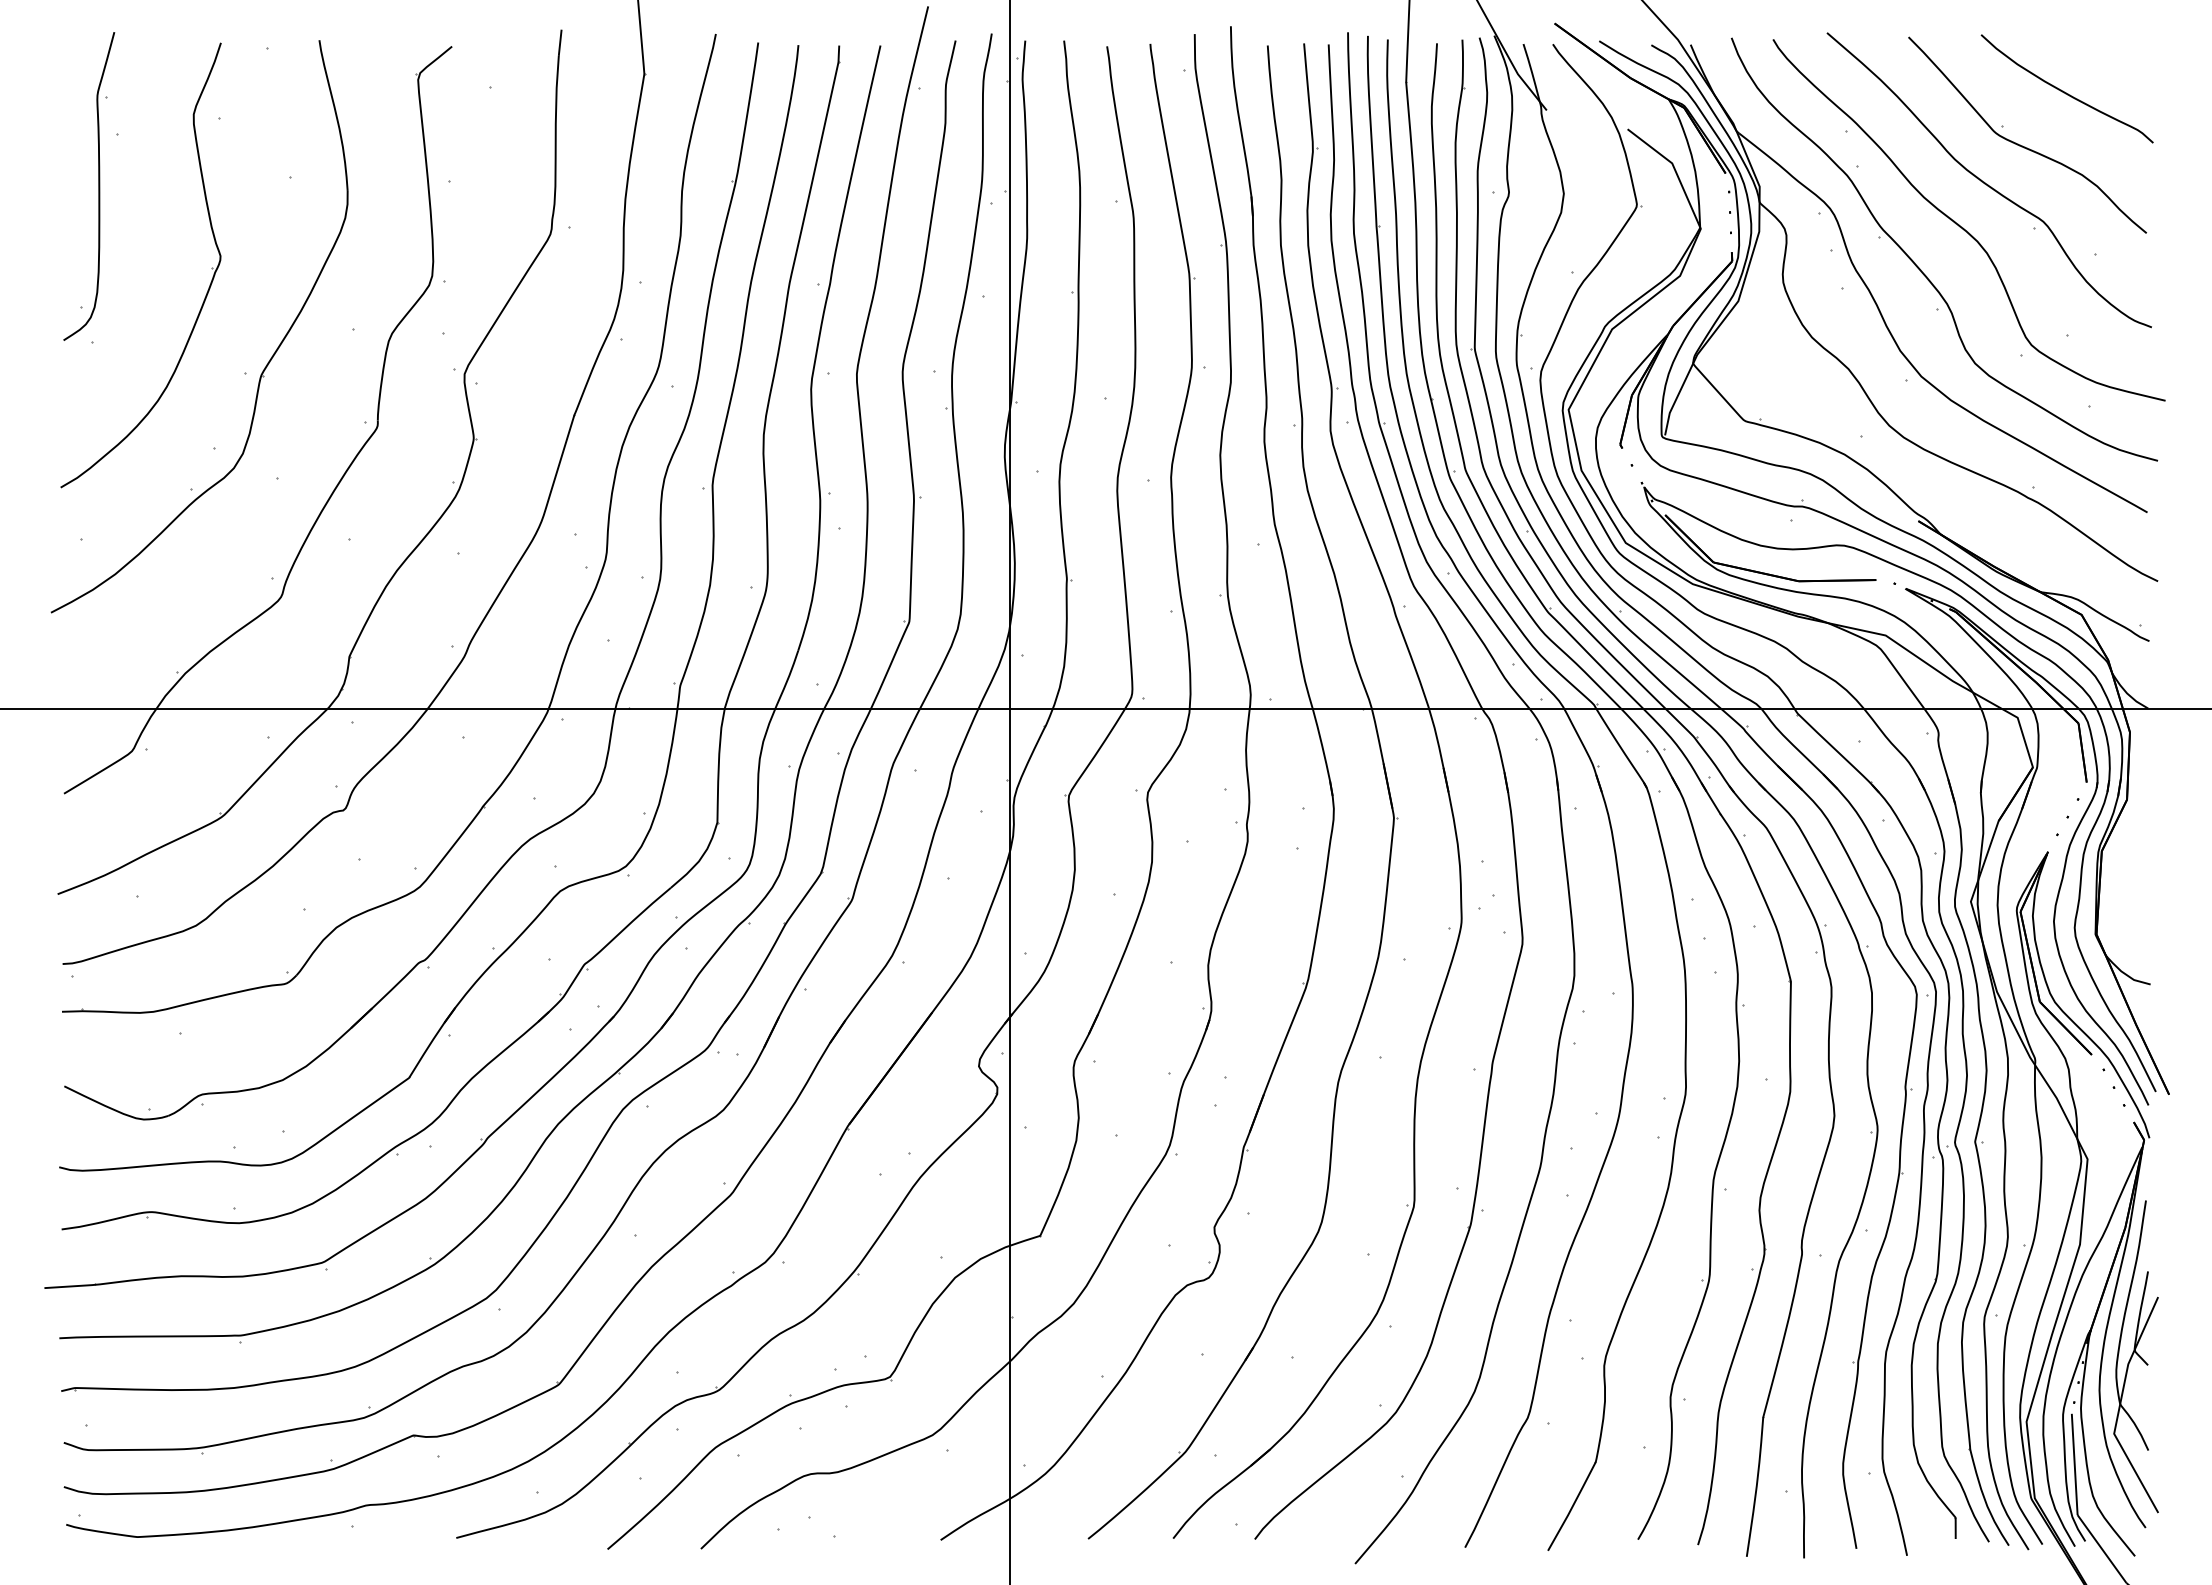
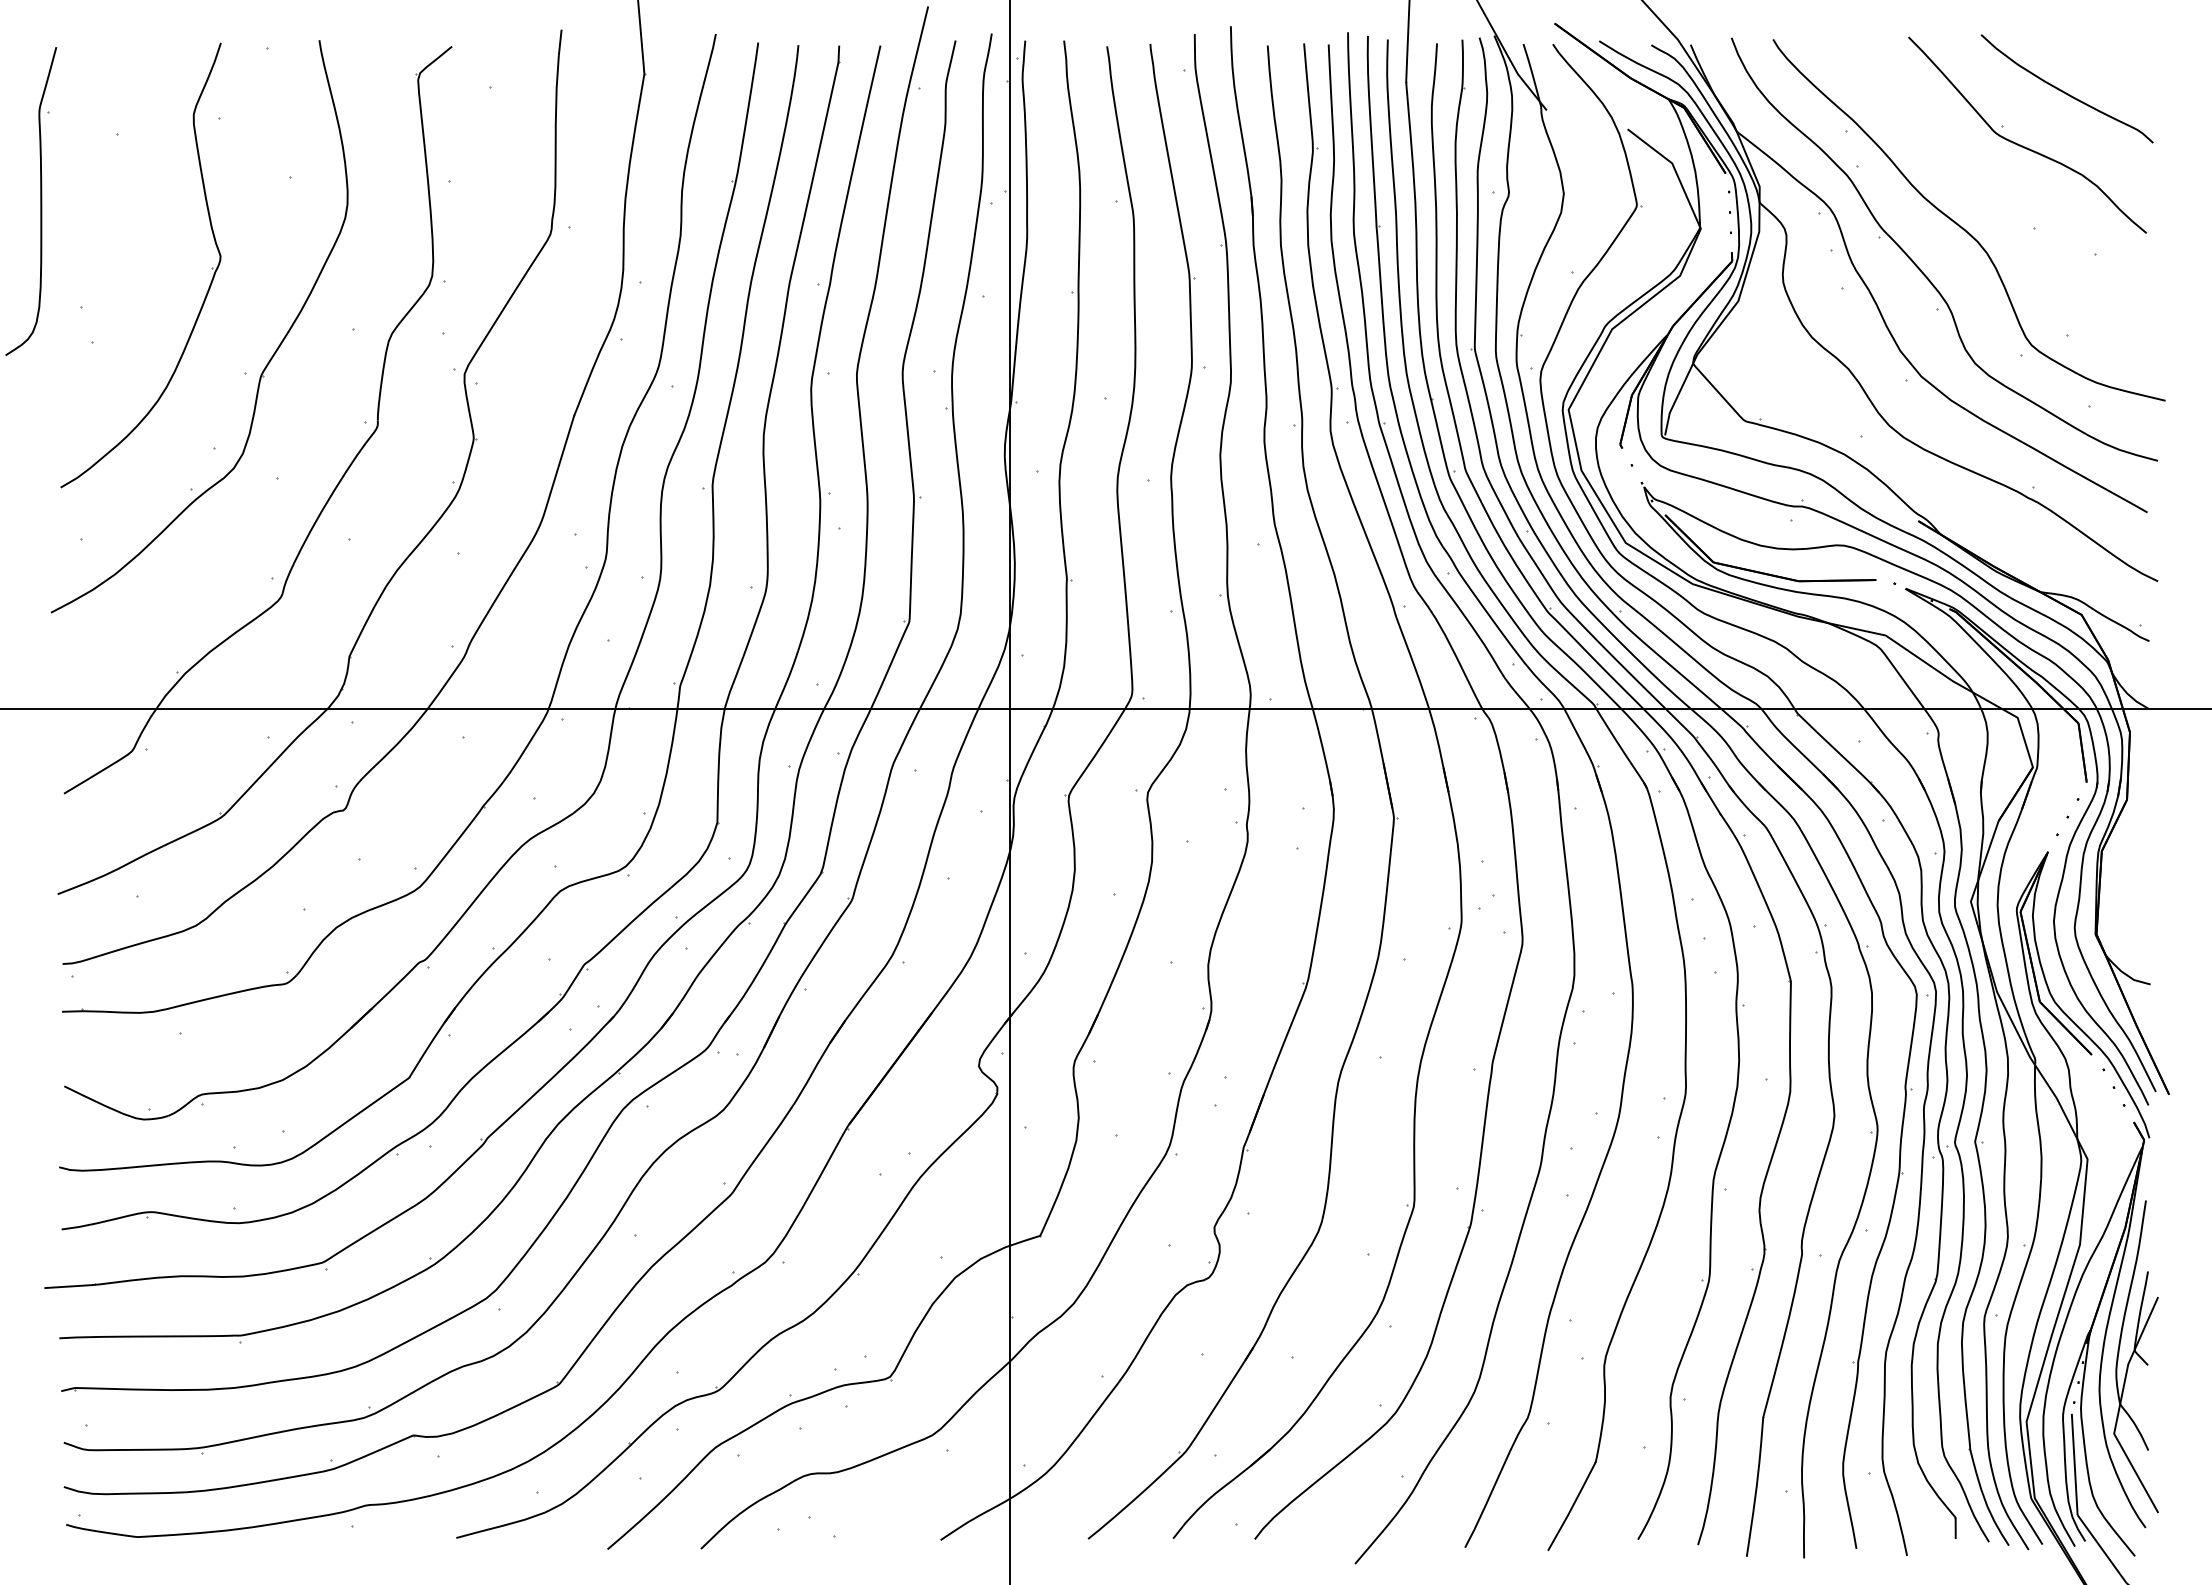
curve: present -> none (1985, 182)
part position: (98, 186) -> (40, 201) (40, 201)
